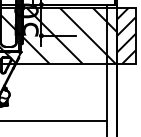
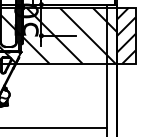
line position: (54, 120) -> (54, 127) (54, 127)
